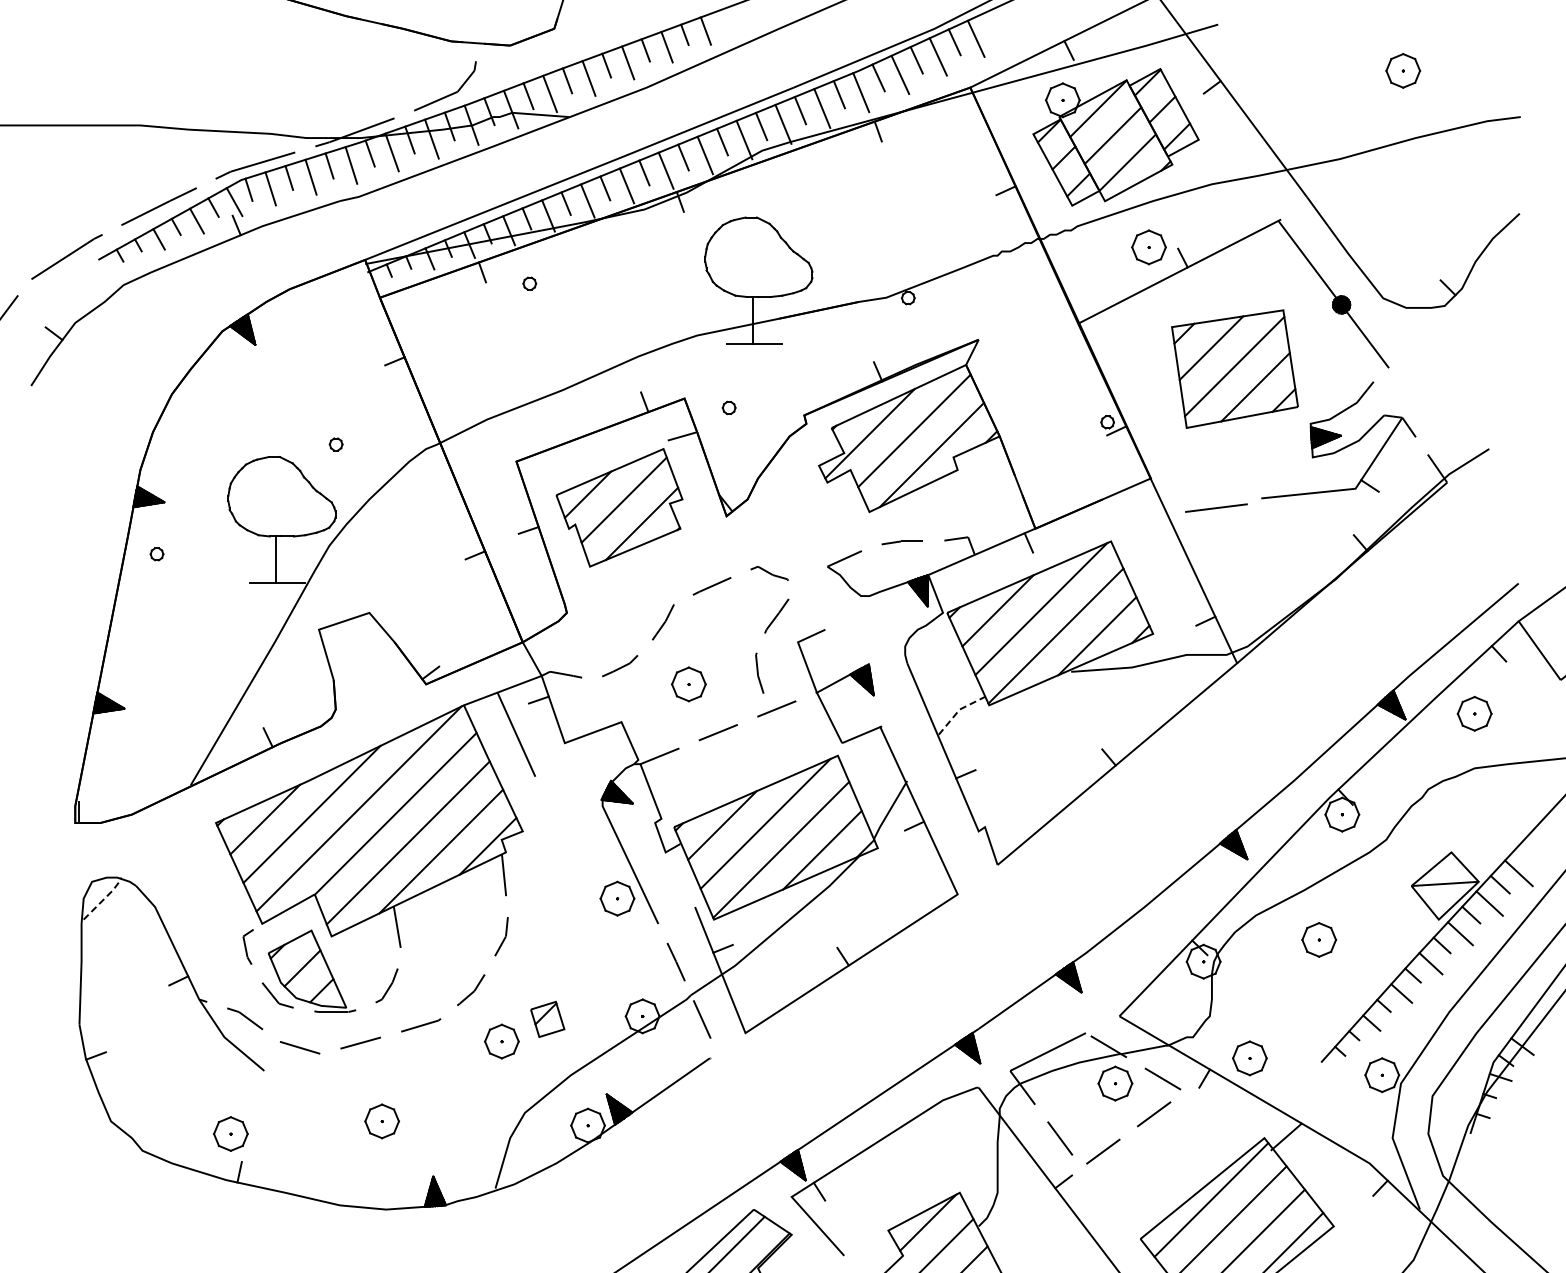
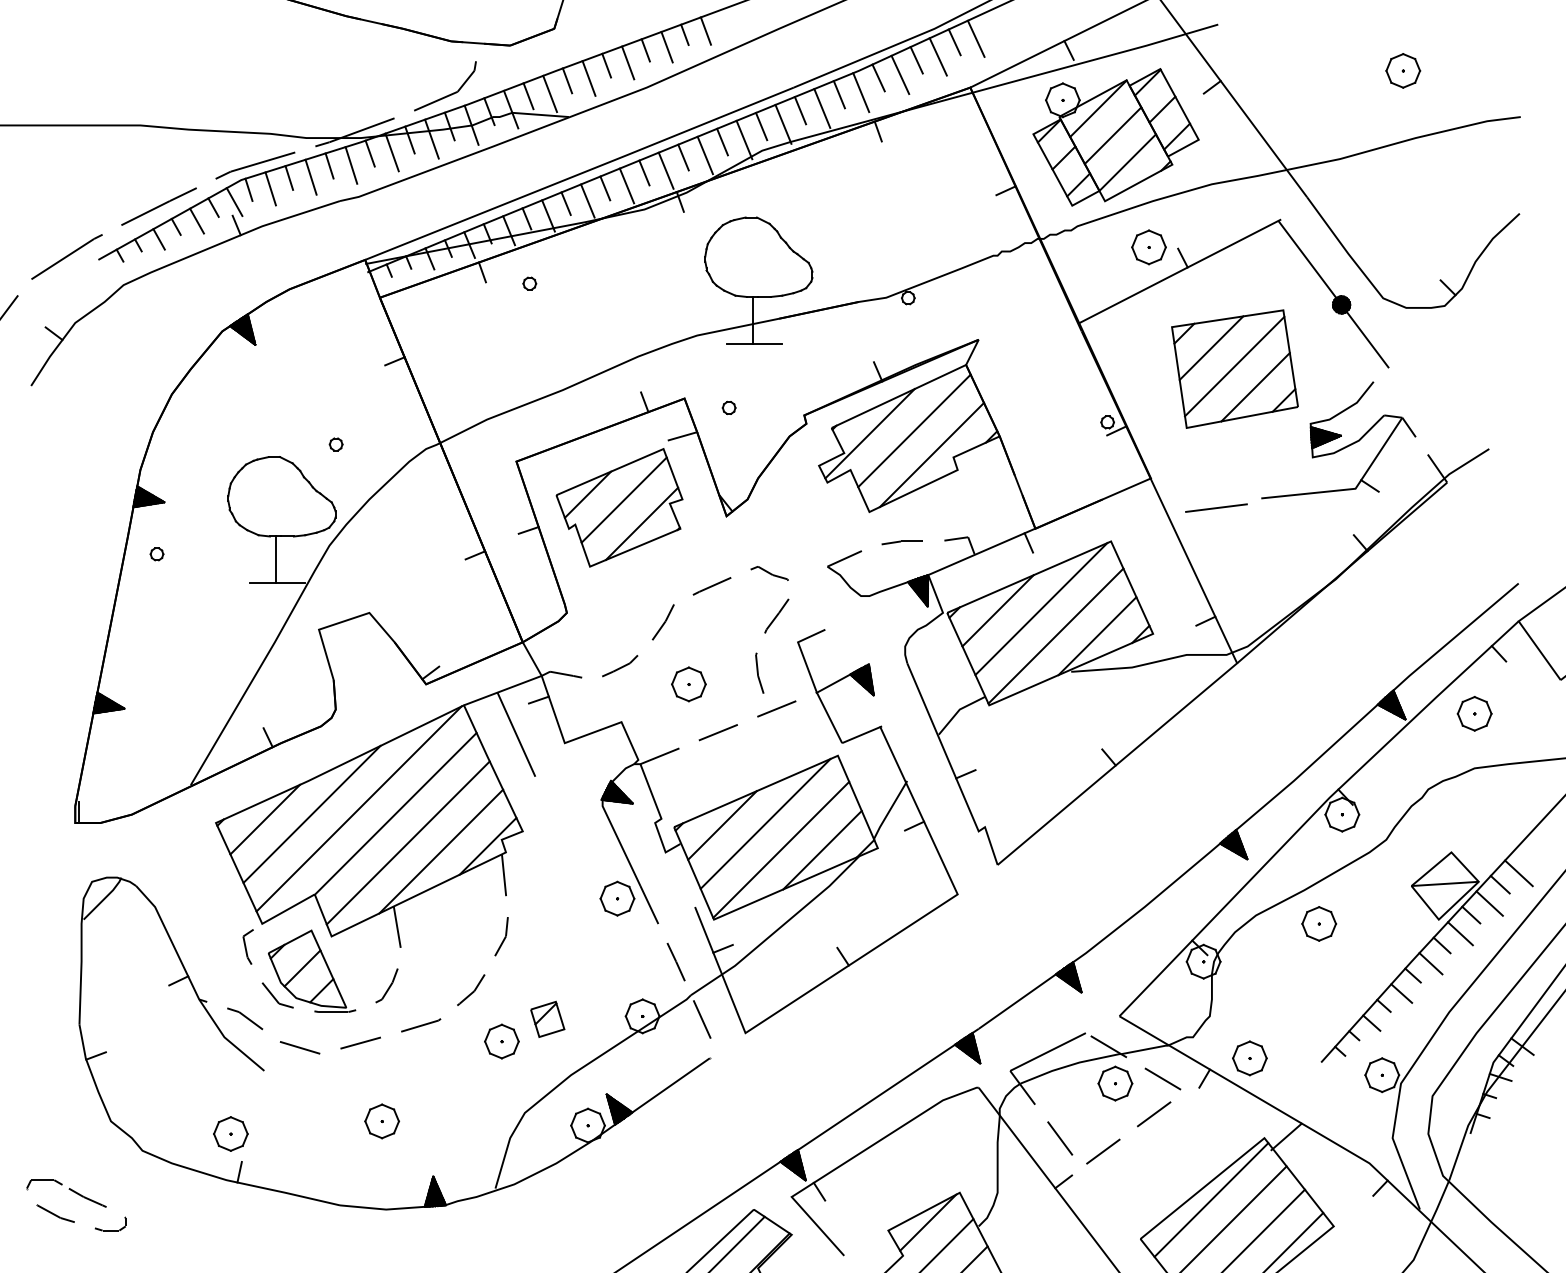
line: dashed -> solid (959, 710)
line: dashed -> solid (104, 898)
part position: (1319, 939) -> (1319, 923) (1319, 923)
part: none -> present (80, 1196)
